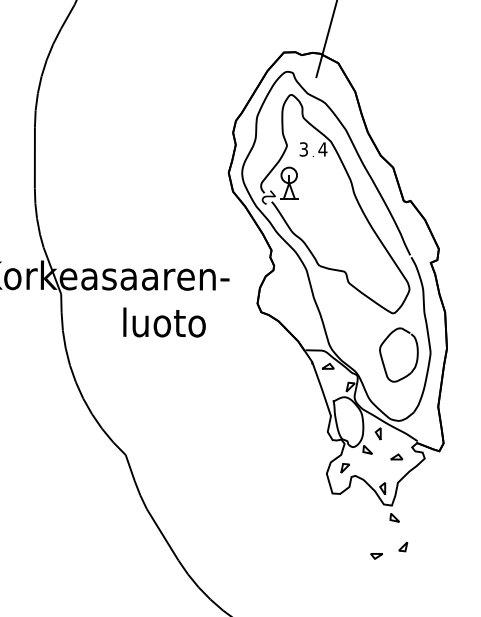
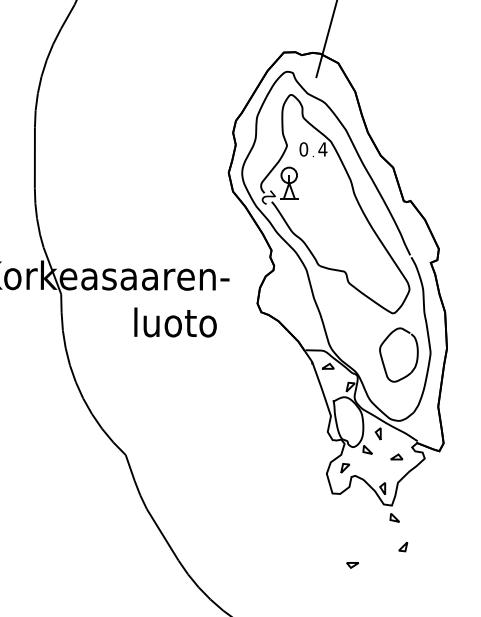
text: 3 -> 0 (303, 149)
text position: (164, 322) -> (175, 322) (175, 322)
part position: (376, 556) -> (352, 565) (352, 565)
